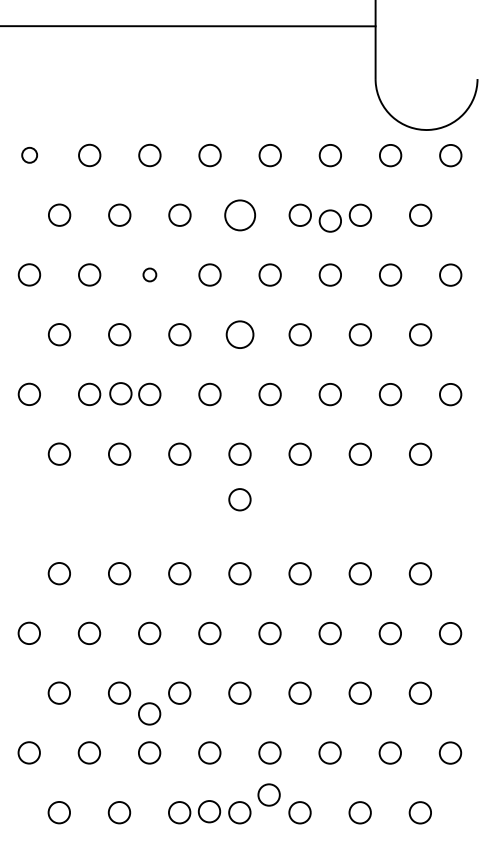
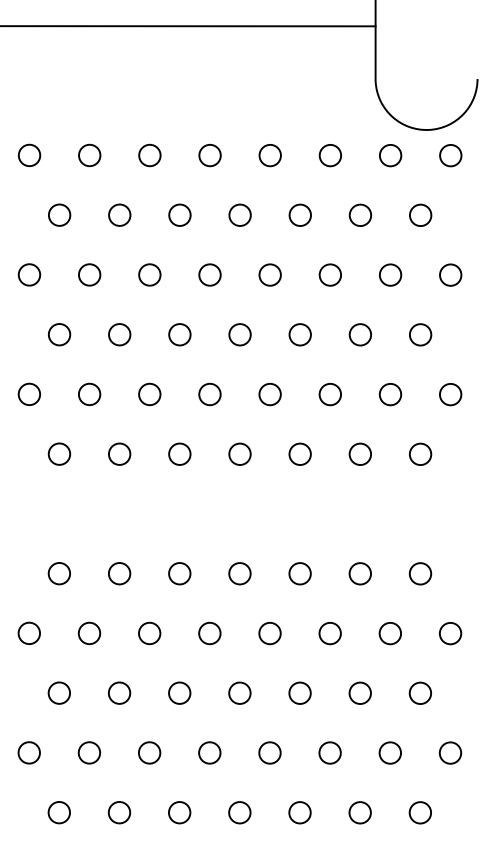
circle size: 17x17 px -> 24x24 px (29, 154)
circle size: 32x33 px -> 24x24 px (239, 214)
circle: present -> none (329, 220)
circle size: 16x16 px -> 24x24 px (149, 274)
circle size: 30x29 px -> 24x24 px (239, 334)
circle: present -> none (120, 393)
circle: present -> none (239, 499)
circle: present -> none (149, 713)
circle: present -> none (268, 794)
circle: present -> none (209, 811)
